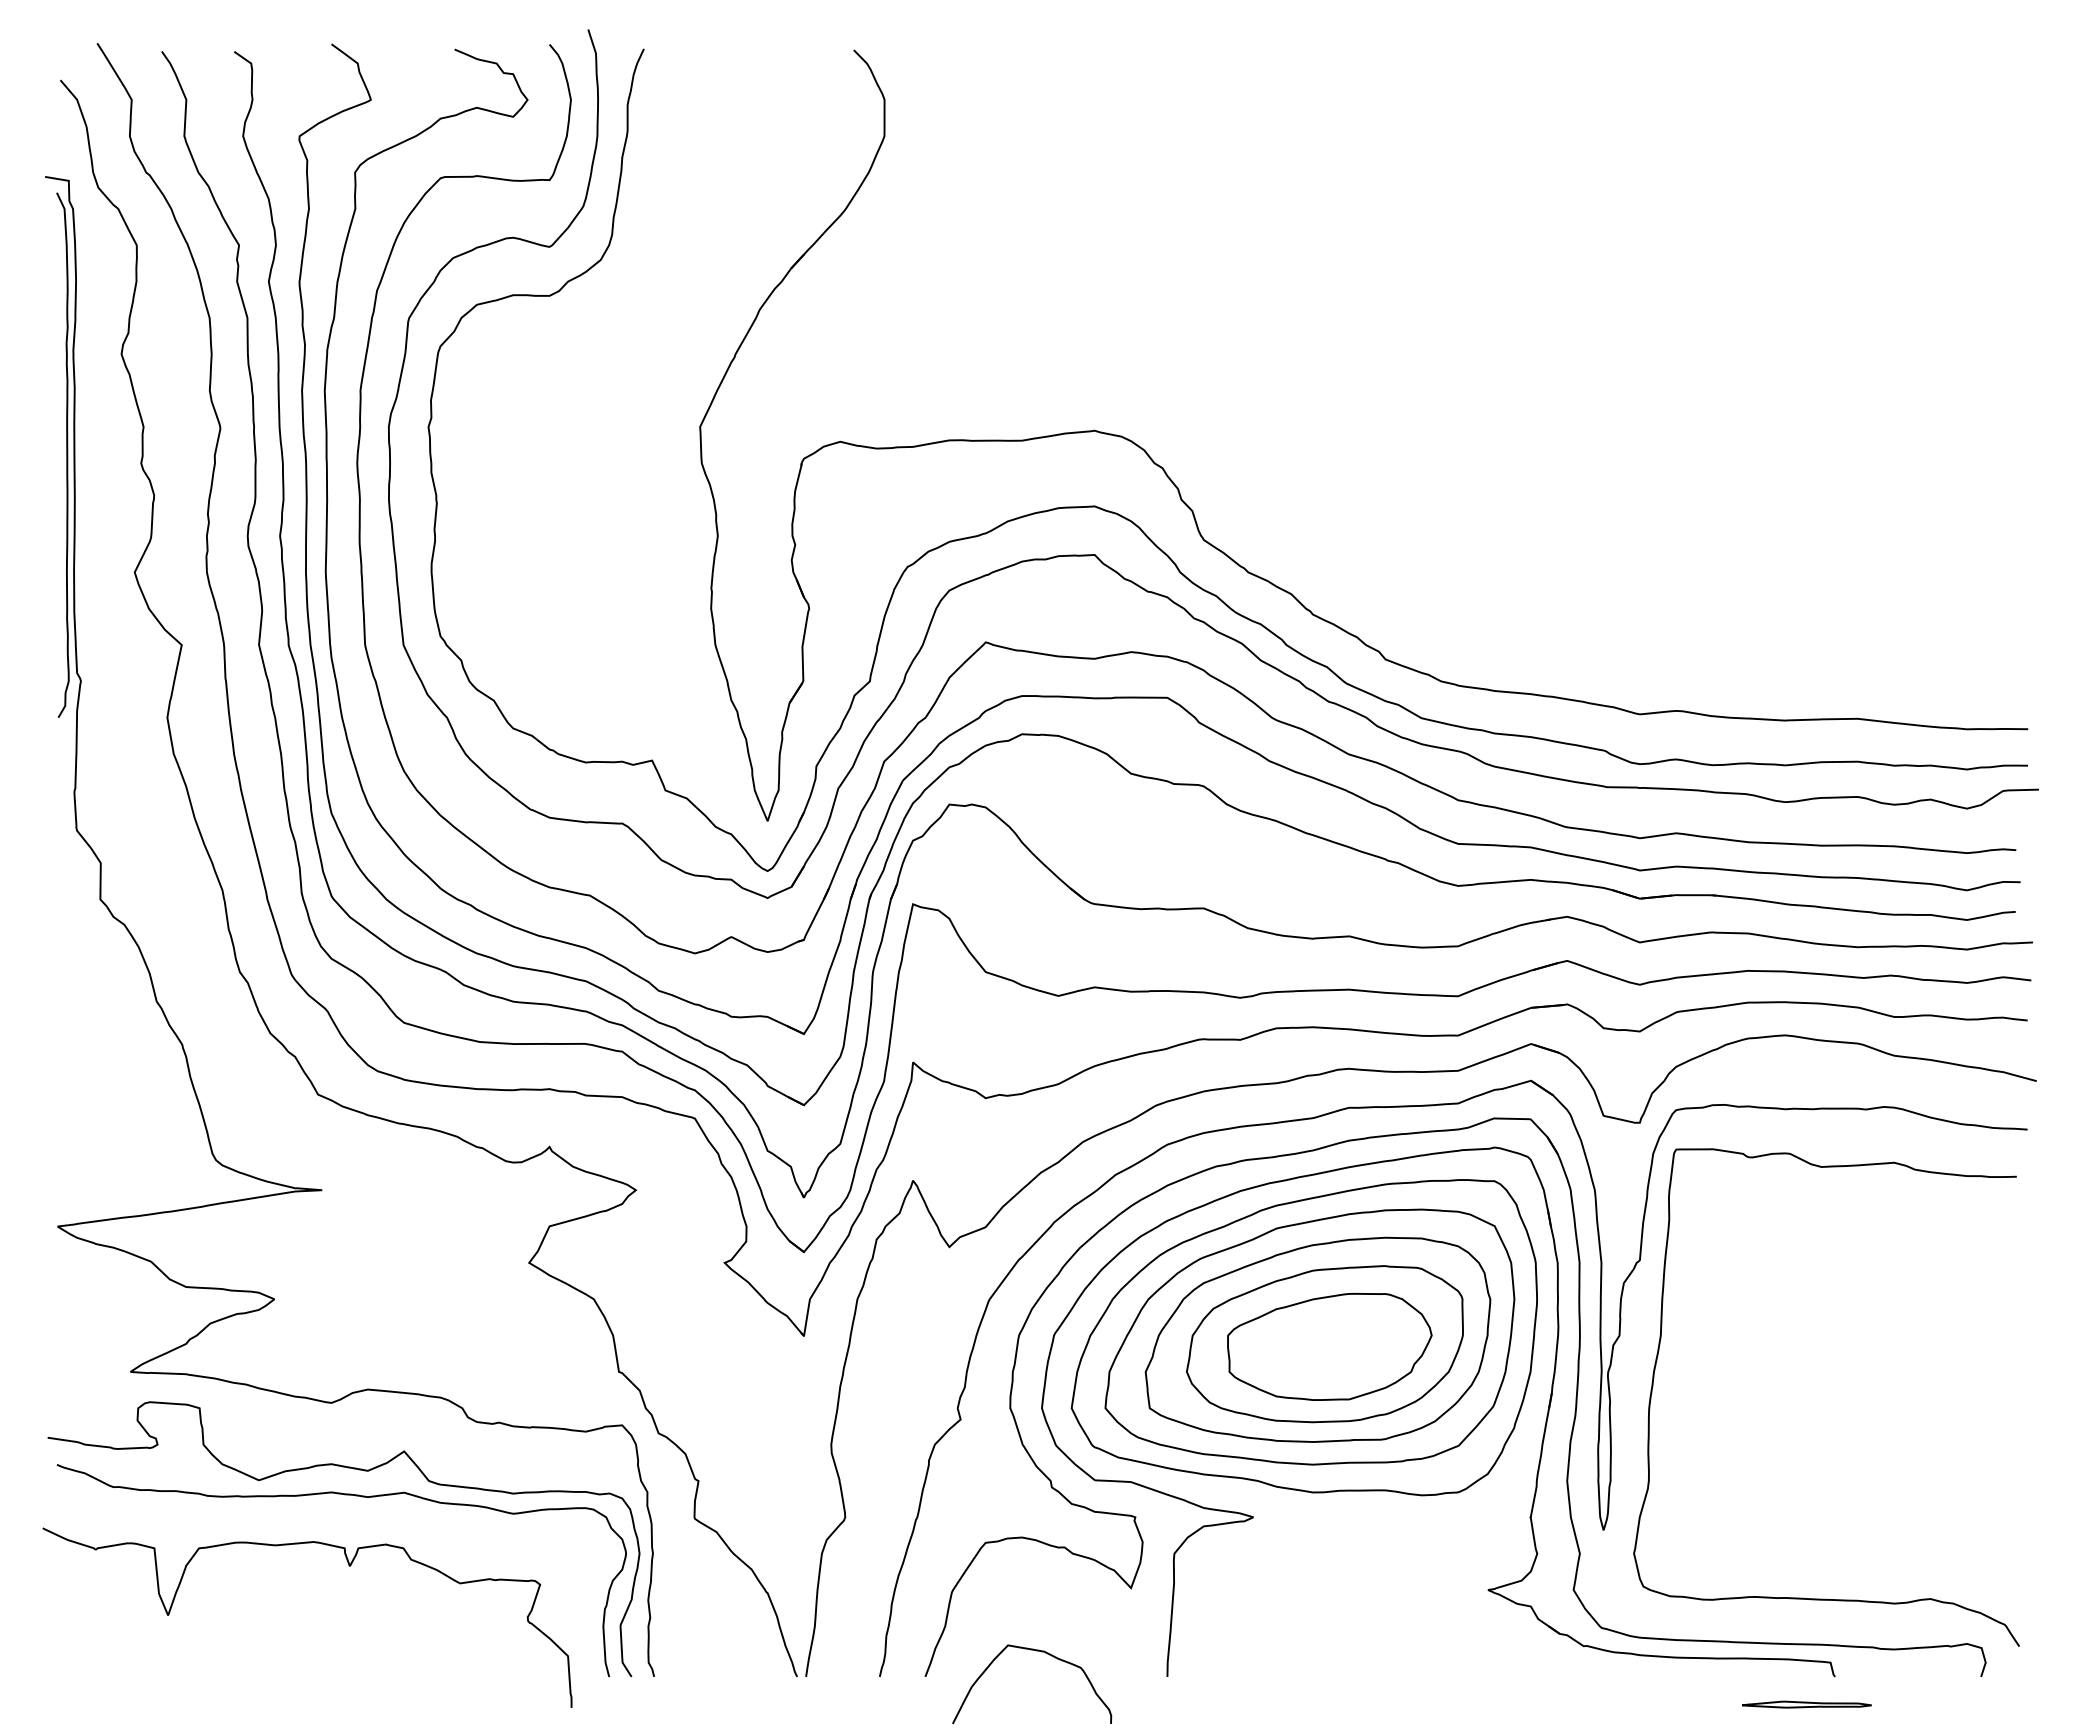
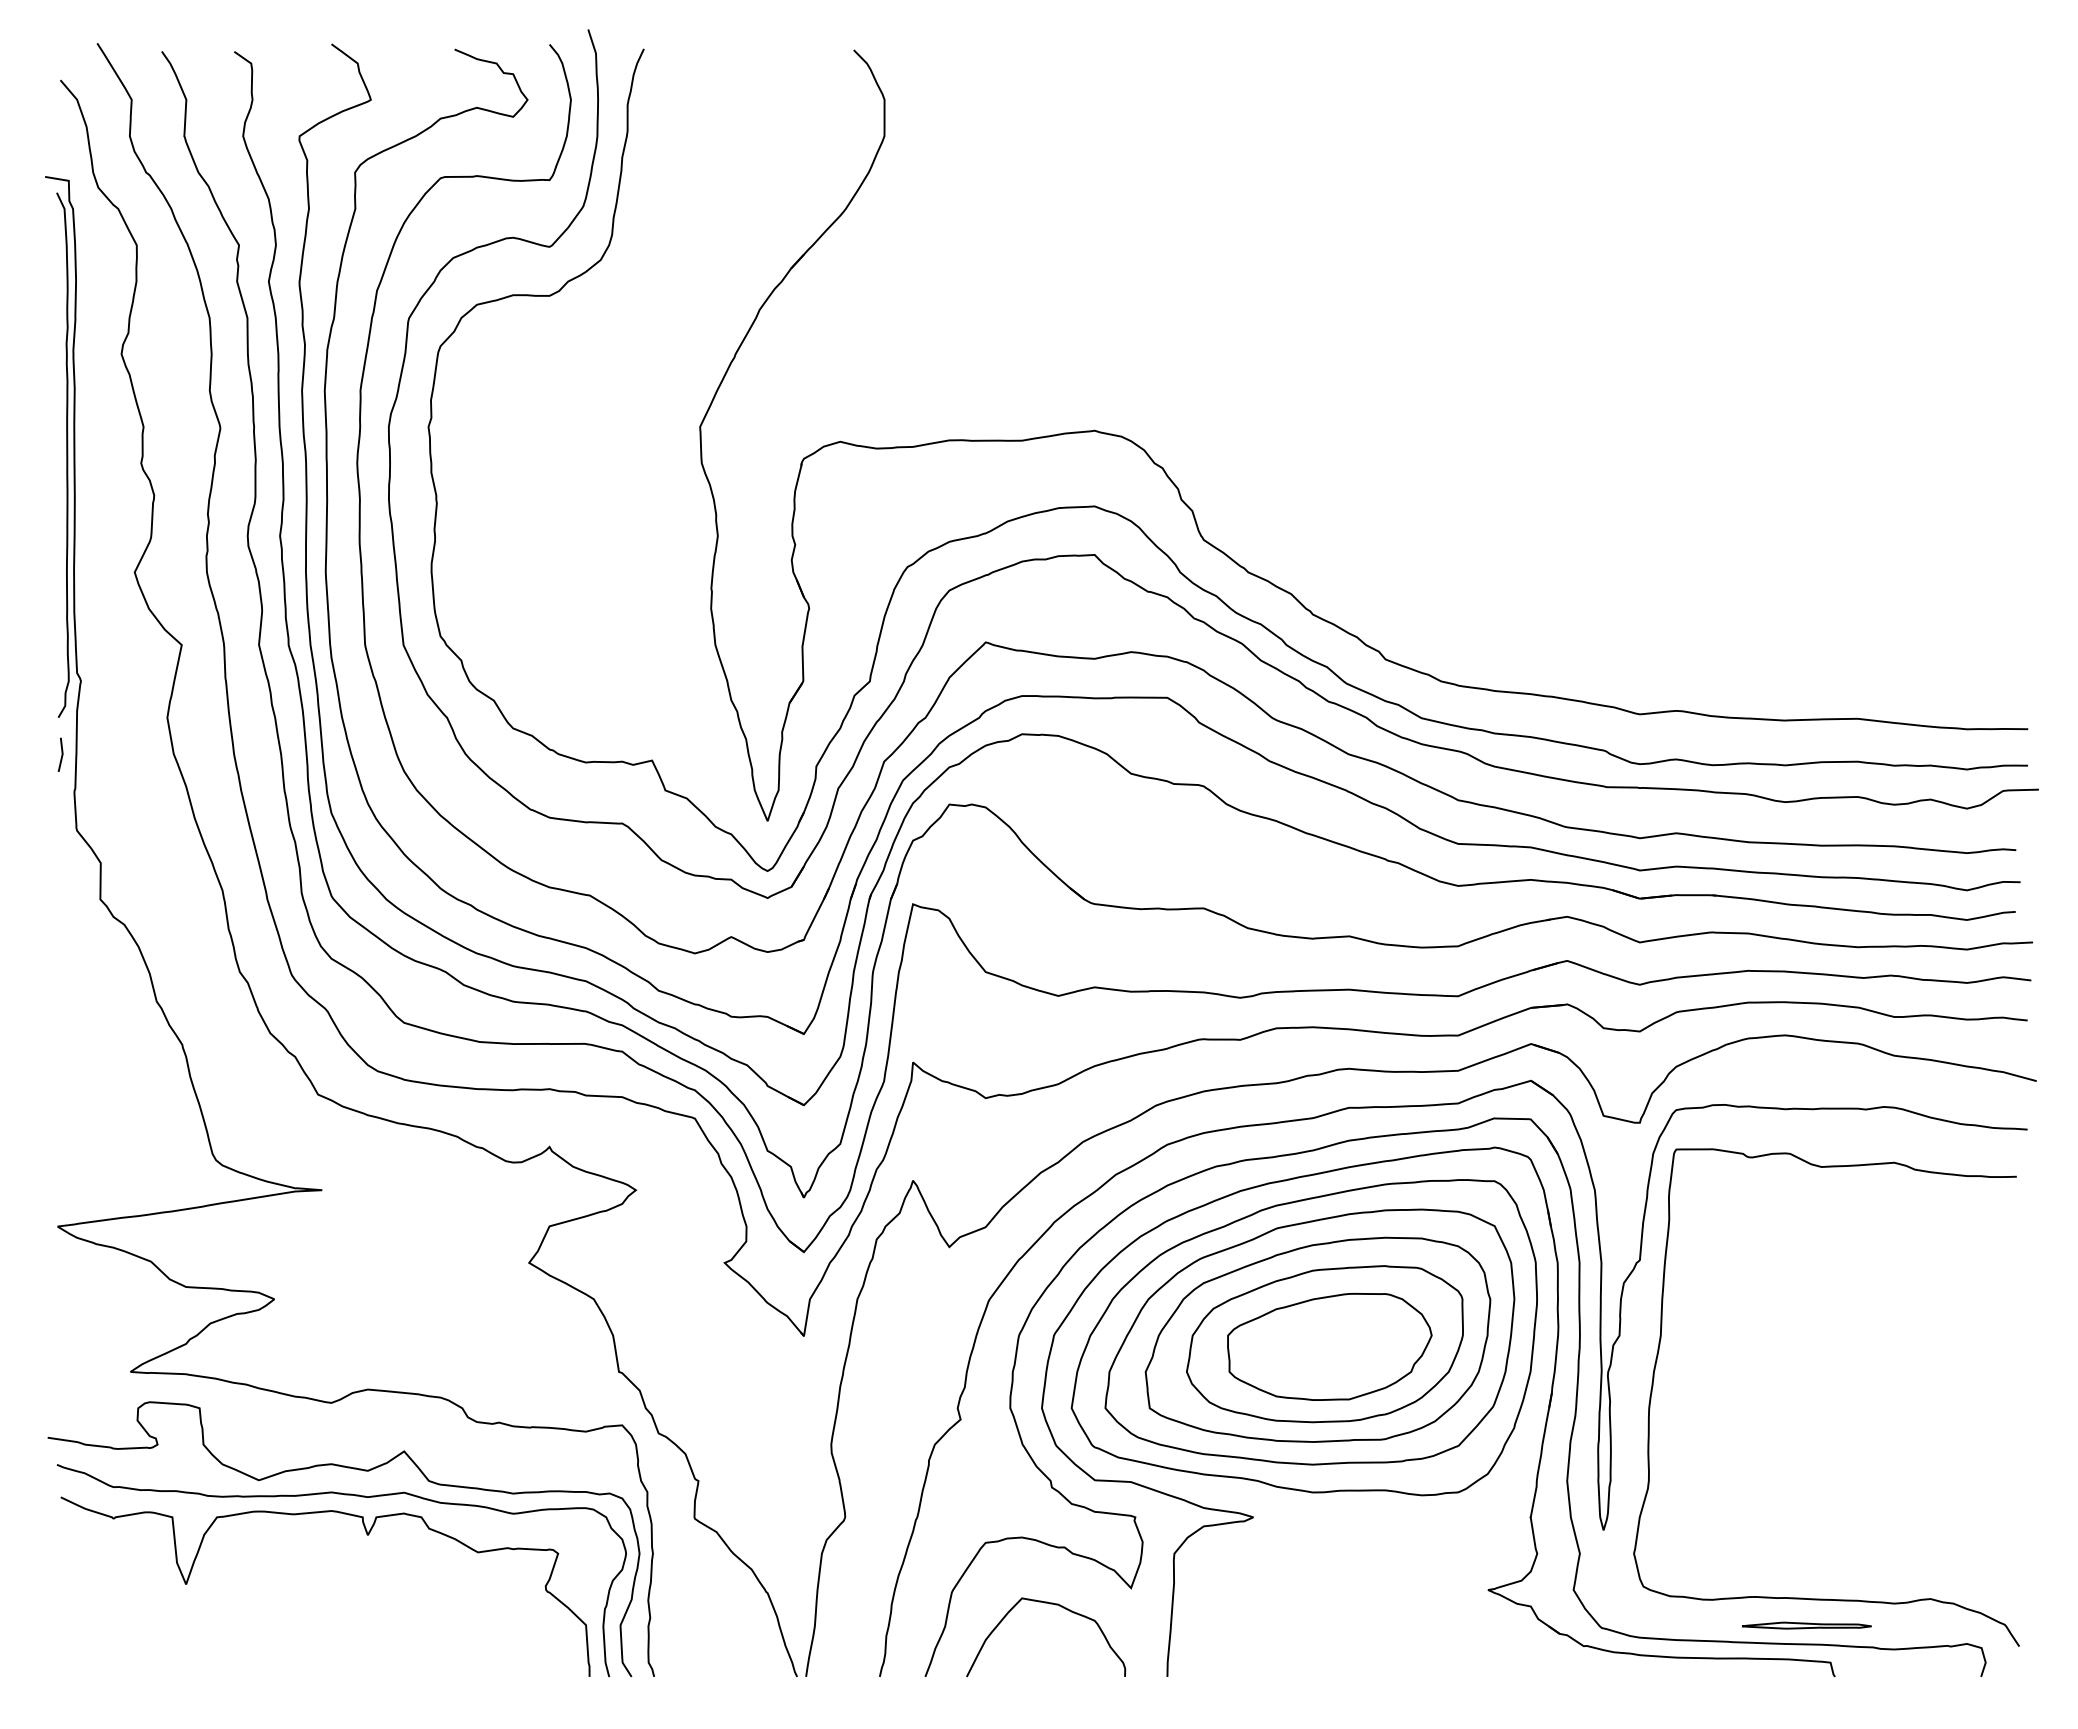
line: none -> present (61, 754)
curve position: (349, 1566) -> (367, 1535) (367, 1535)
curve position: (1036, 1651) -> (1050, 1604) (1050, 1604)
part position: (1806, 1704) -> (1806, 1625) (1806, 1625)
